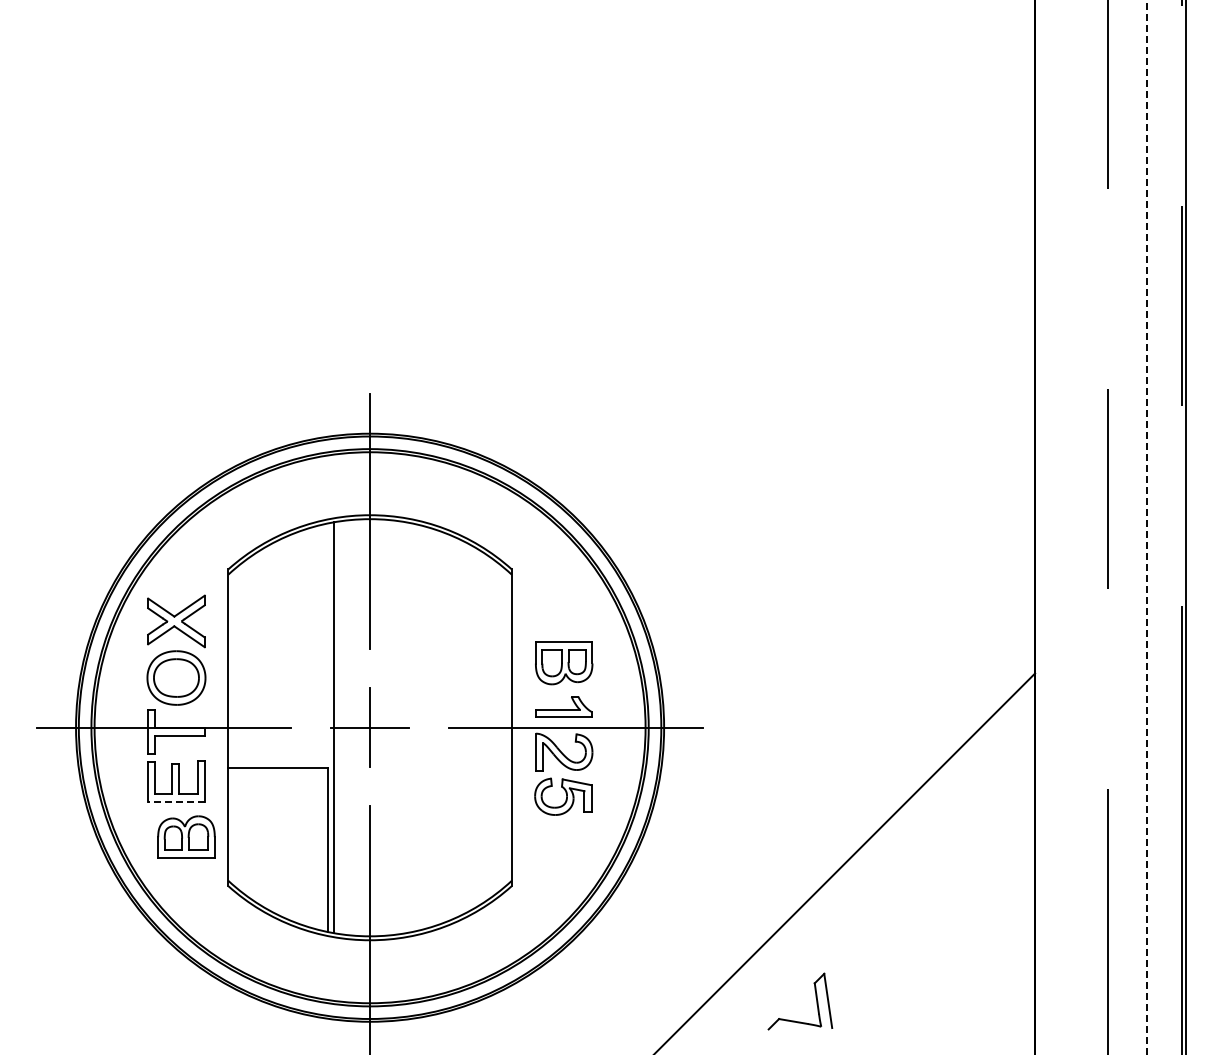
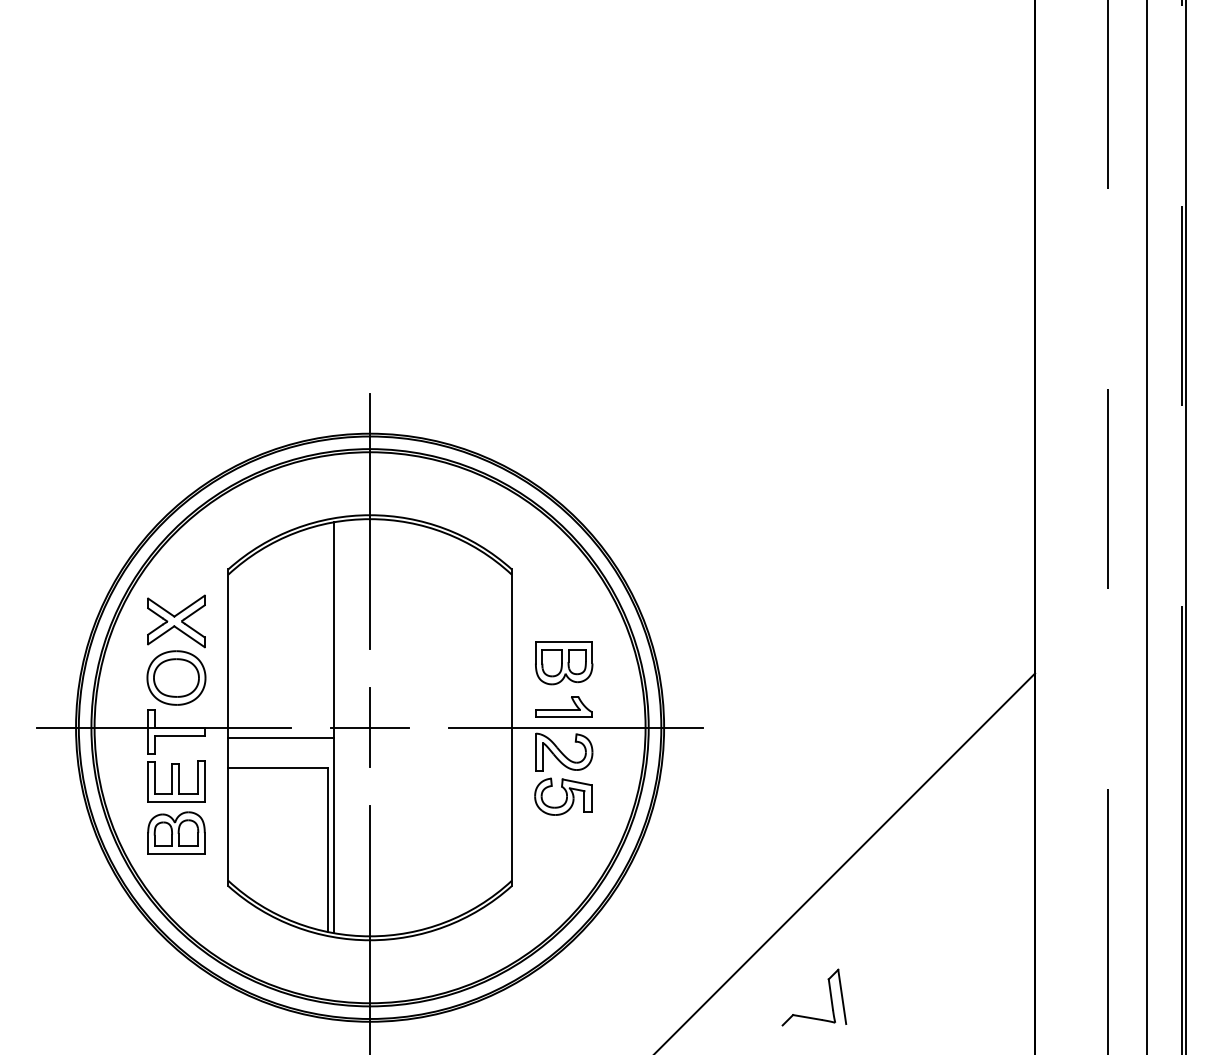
line: dashed -> solid (1146, 526)
line: none -> present (281, 738)
line: dashed -> solid (175, 802)
part position: (186, 836) -> (176, 832) (176, 832)
part position: (815, 997) -> (829, 993) (829, 993)
